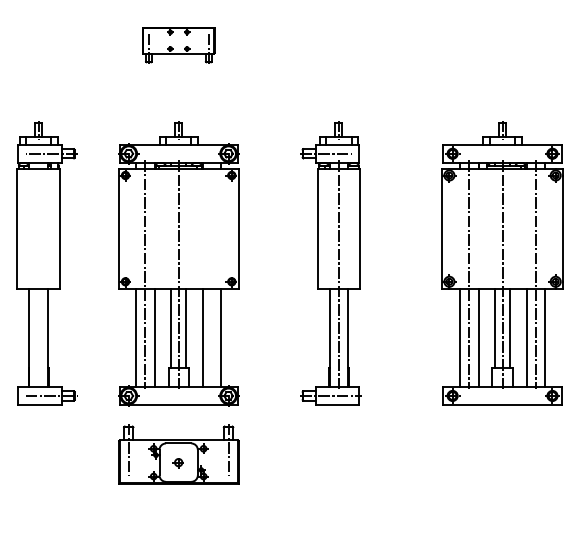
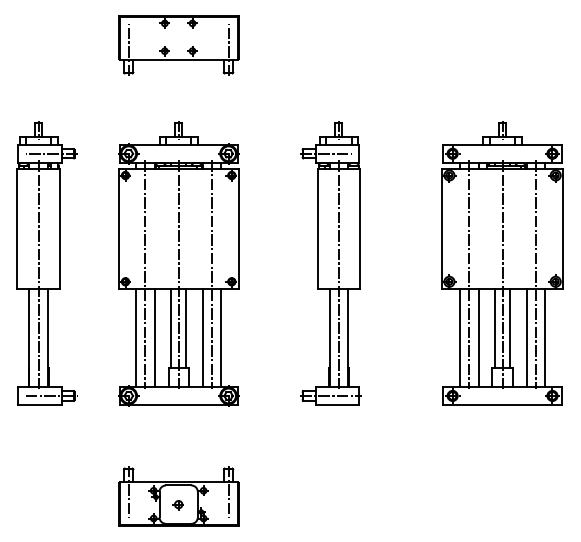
part size: 74x37 px -> 122x61 px (178, 45)
line: none -> present (38, 274)
line: none -> present (211, 274)
part position: (178, 454) -> (178, 496) (178, 496)
